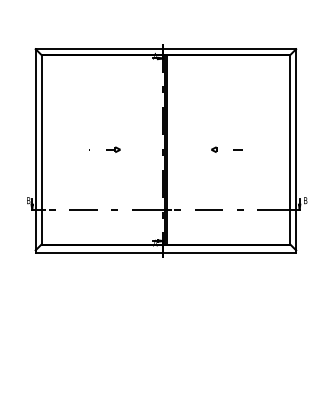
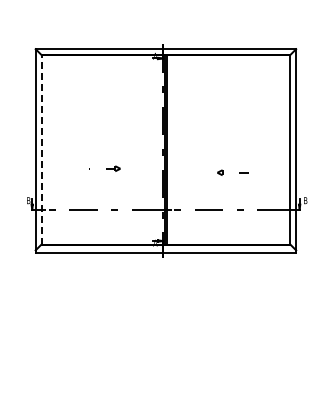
line: solid -> dashed (41, 149)
part position: (104, 149) -> (104, 168) (104, 168)
part position: (233, 149) -> (239, 172) (239, 172)
